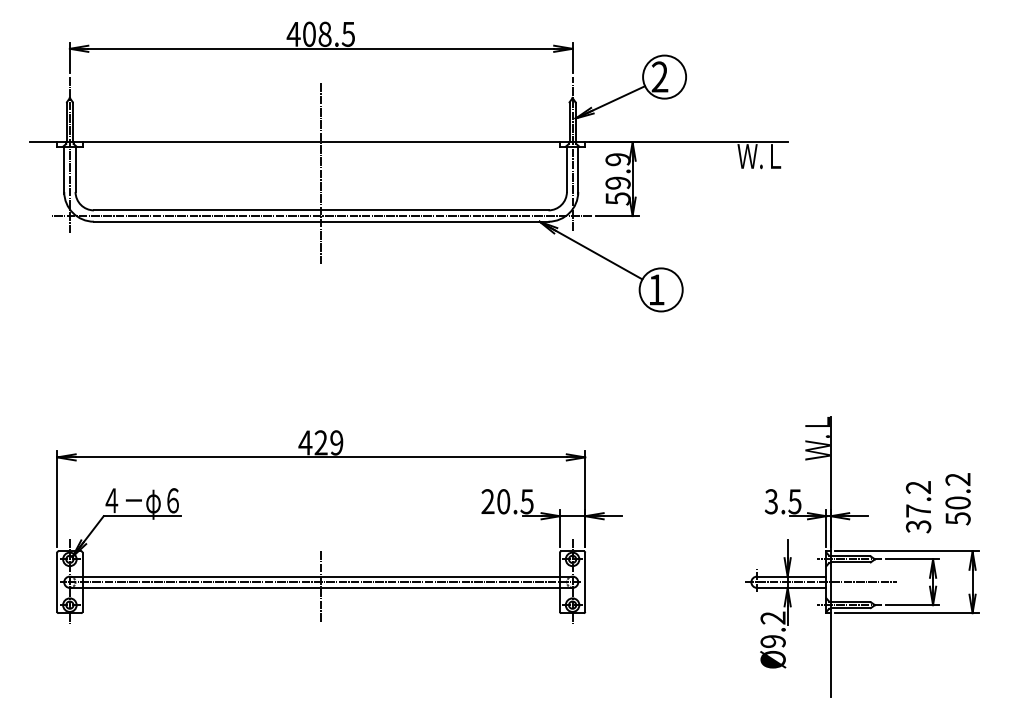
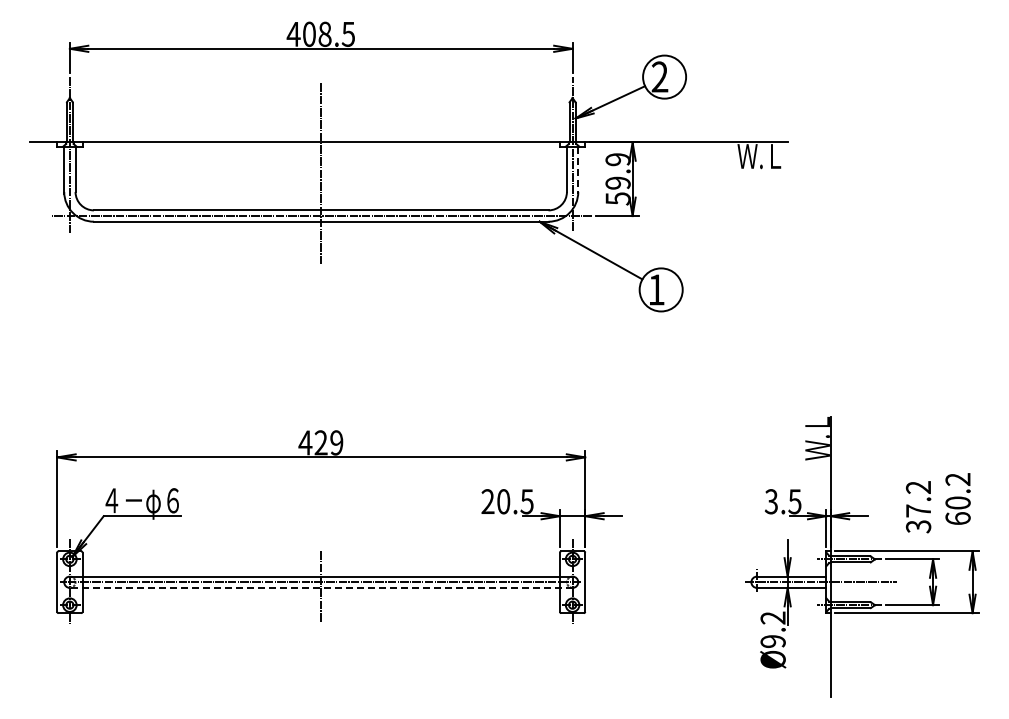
line: solid -> dashed (578, 170)
text: 50.2 -> 60.2 (957, 518)
line: solid -> dashed (320, 587)
